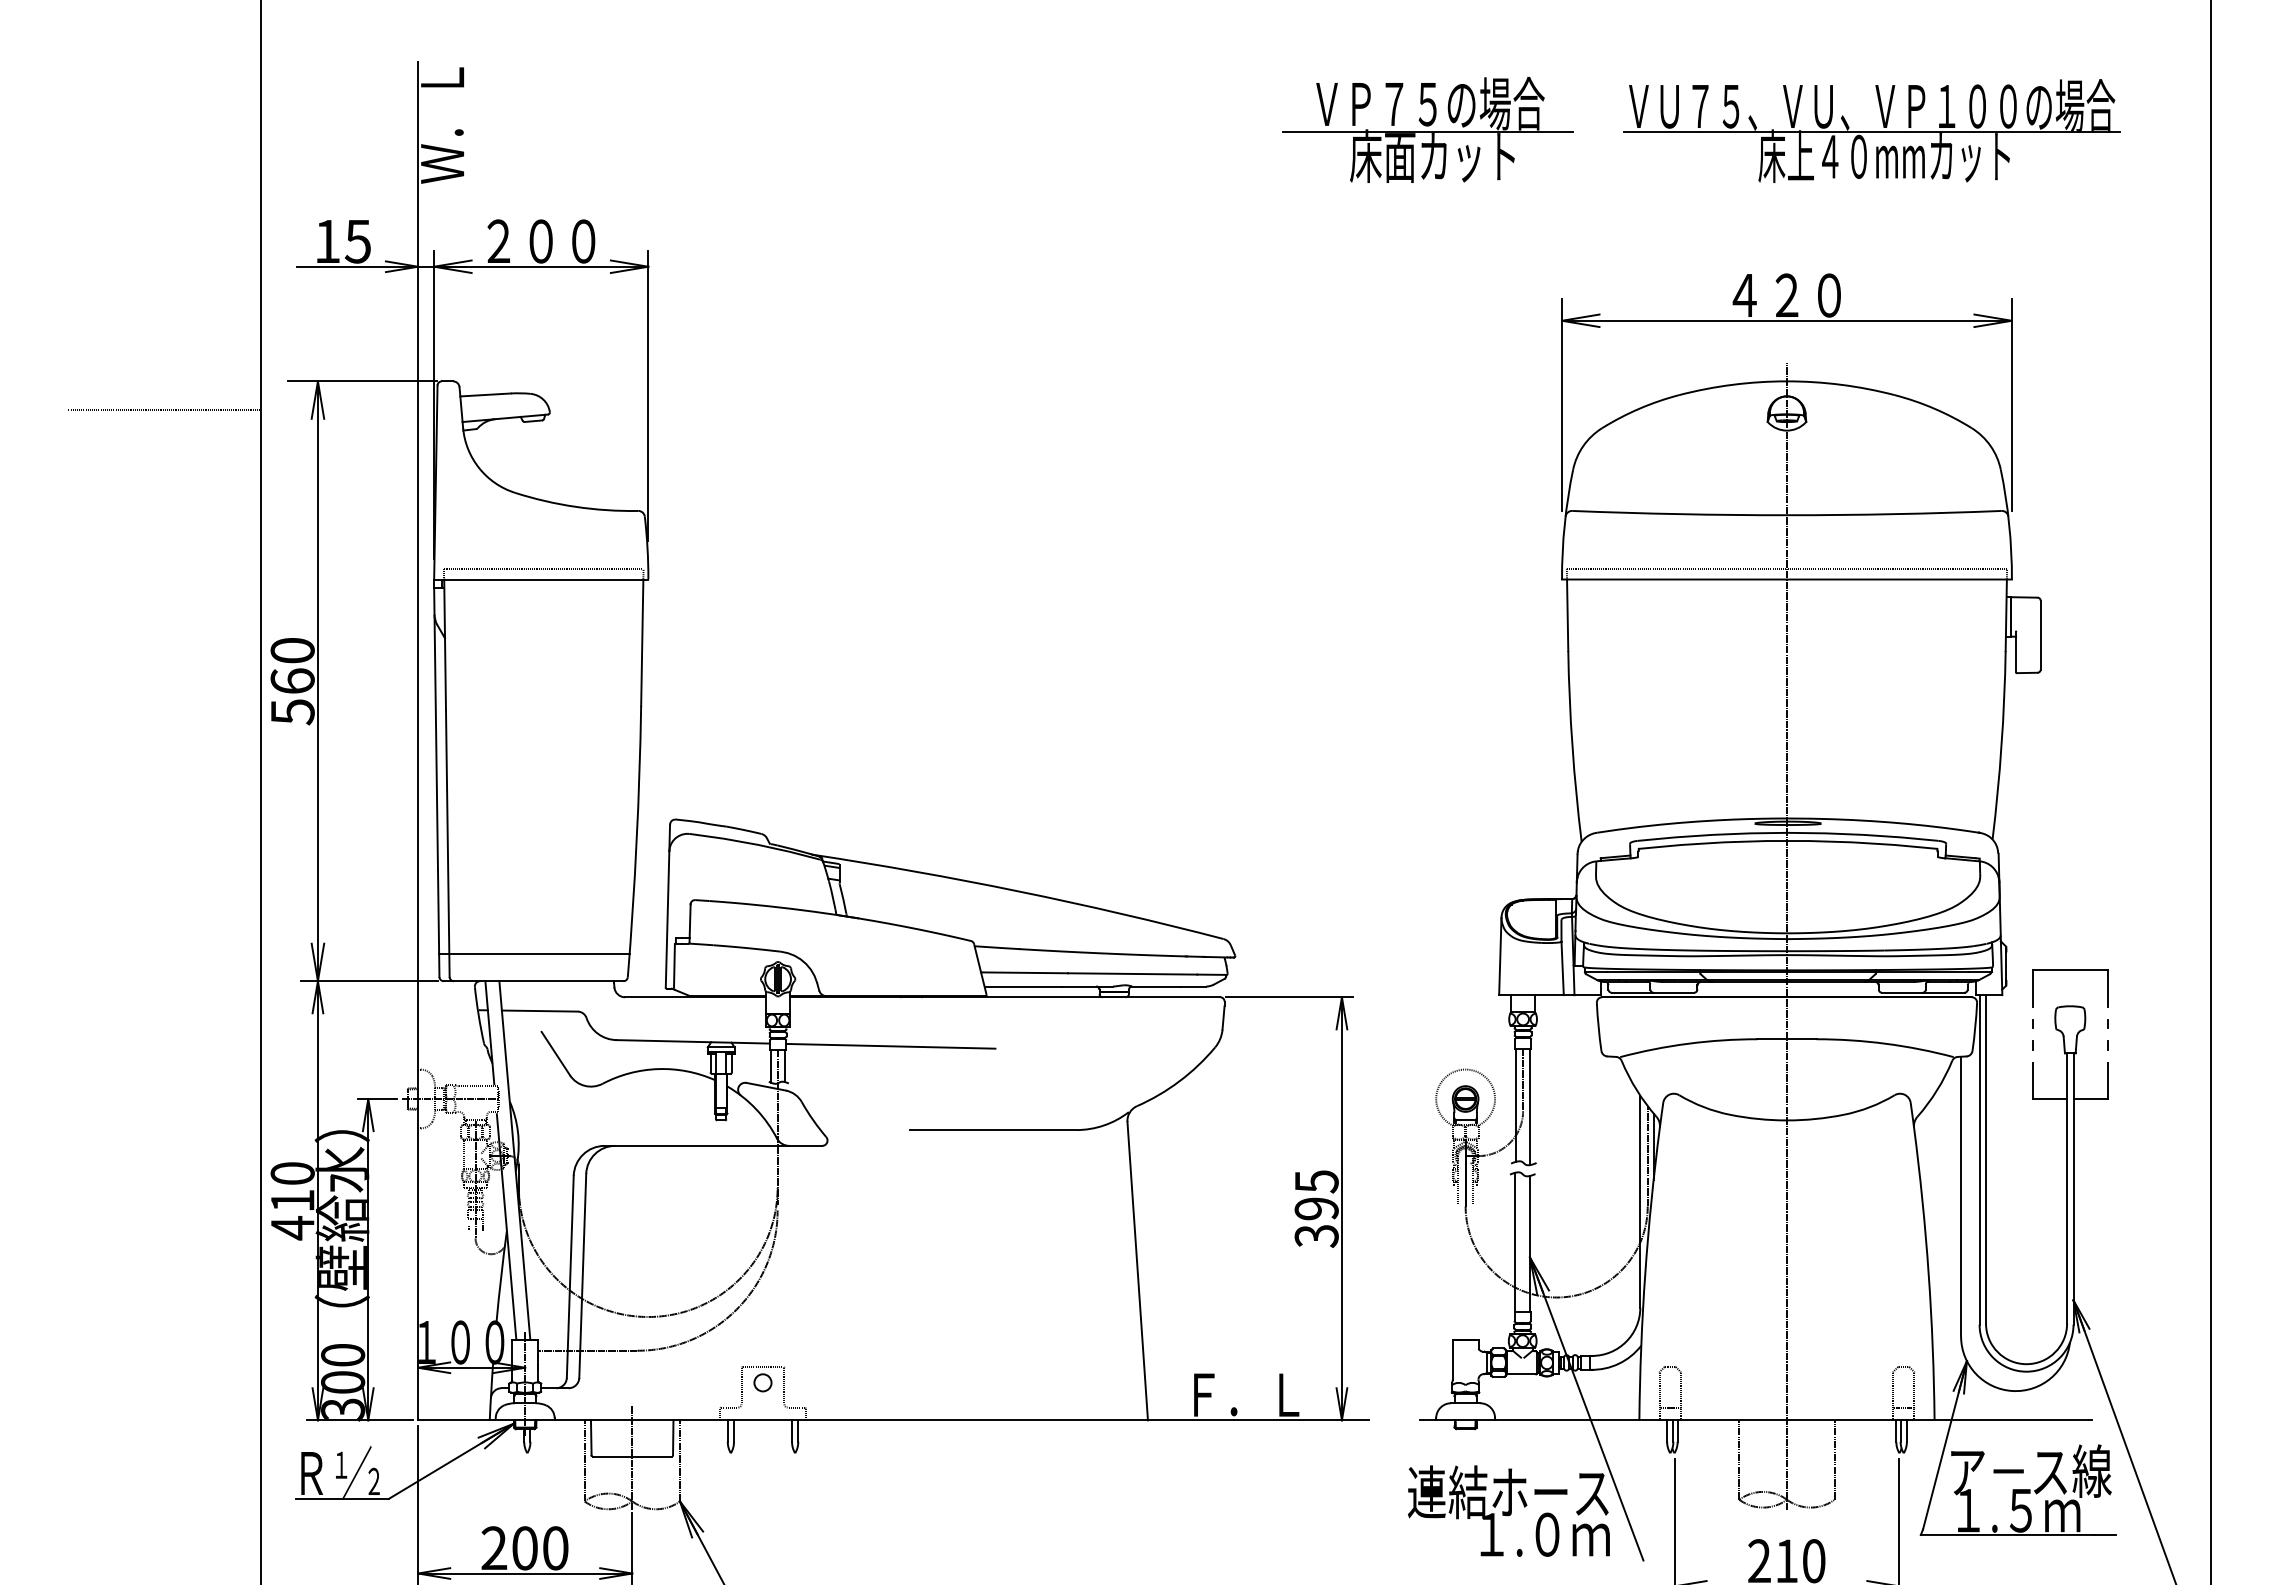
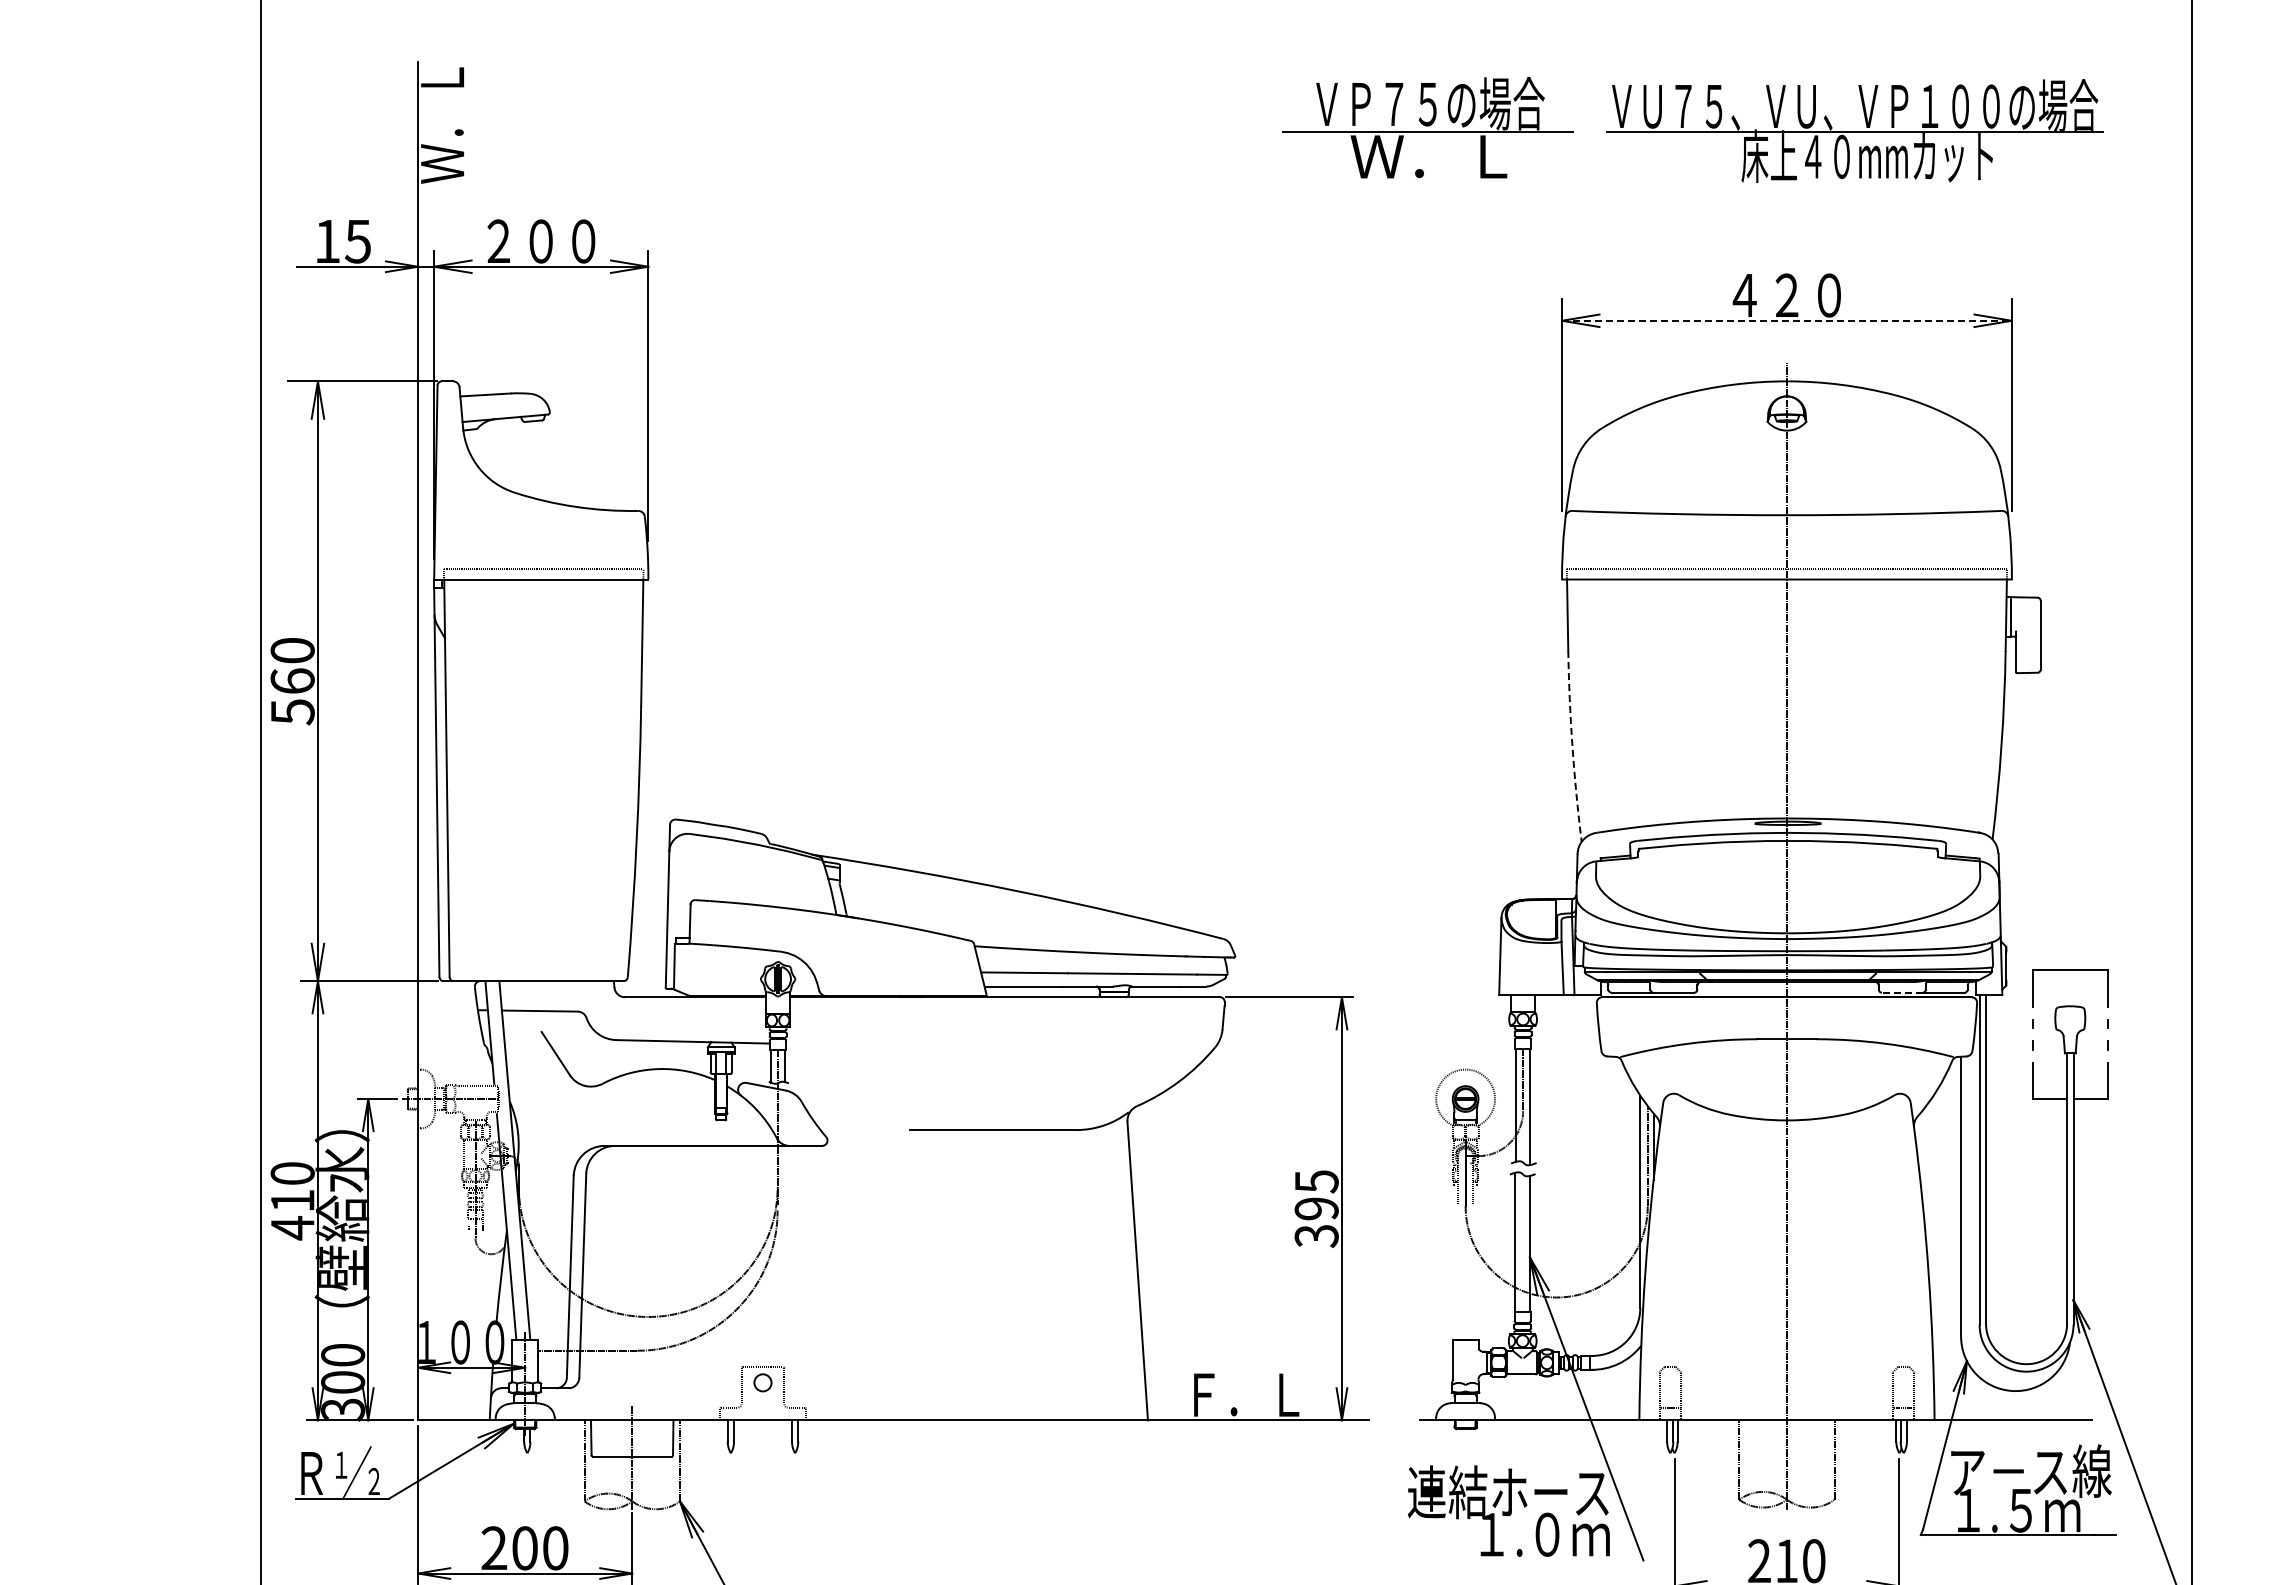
part position: (1871, 130) -> (1854, 130) (1854, 130)
text: 床面カット -> Ｗ．Ｌ (1432, 155)
line: solid -> dashed (1786, 320)
line: present -> none (164, 410)
arc: solid -> dashed (1572, 746)
line position: (2210, 791) -> (2191, 791) (2191, 791)
line: present -> none (534, 954)
line: solid -> dashed (1901, 992)
line: present -> none (890, 1045)
